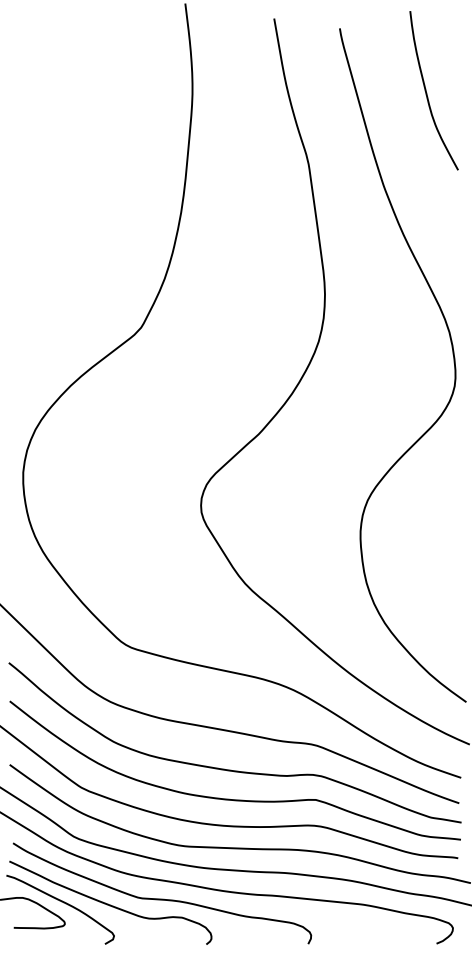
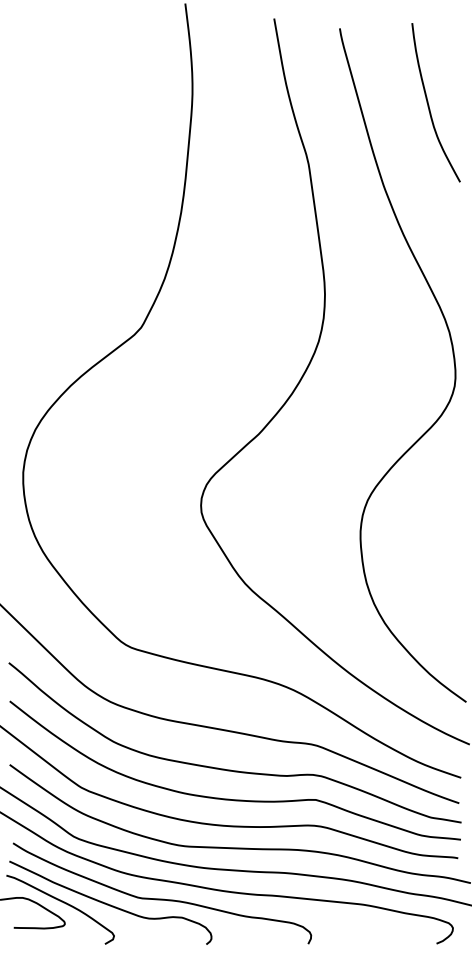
curve position: (427, 93) -> (429, 105) (429, 105)
